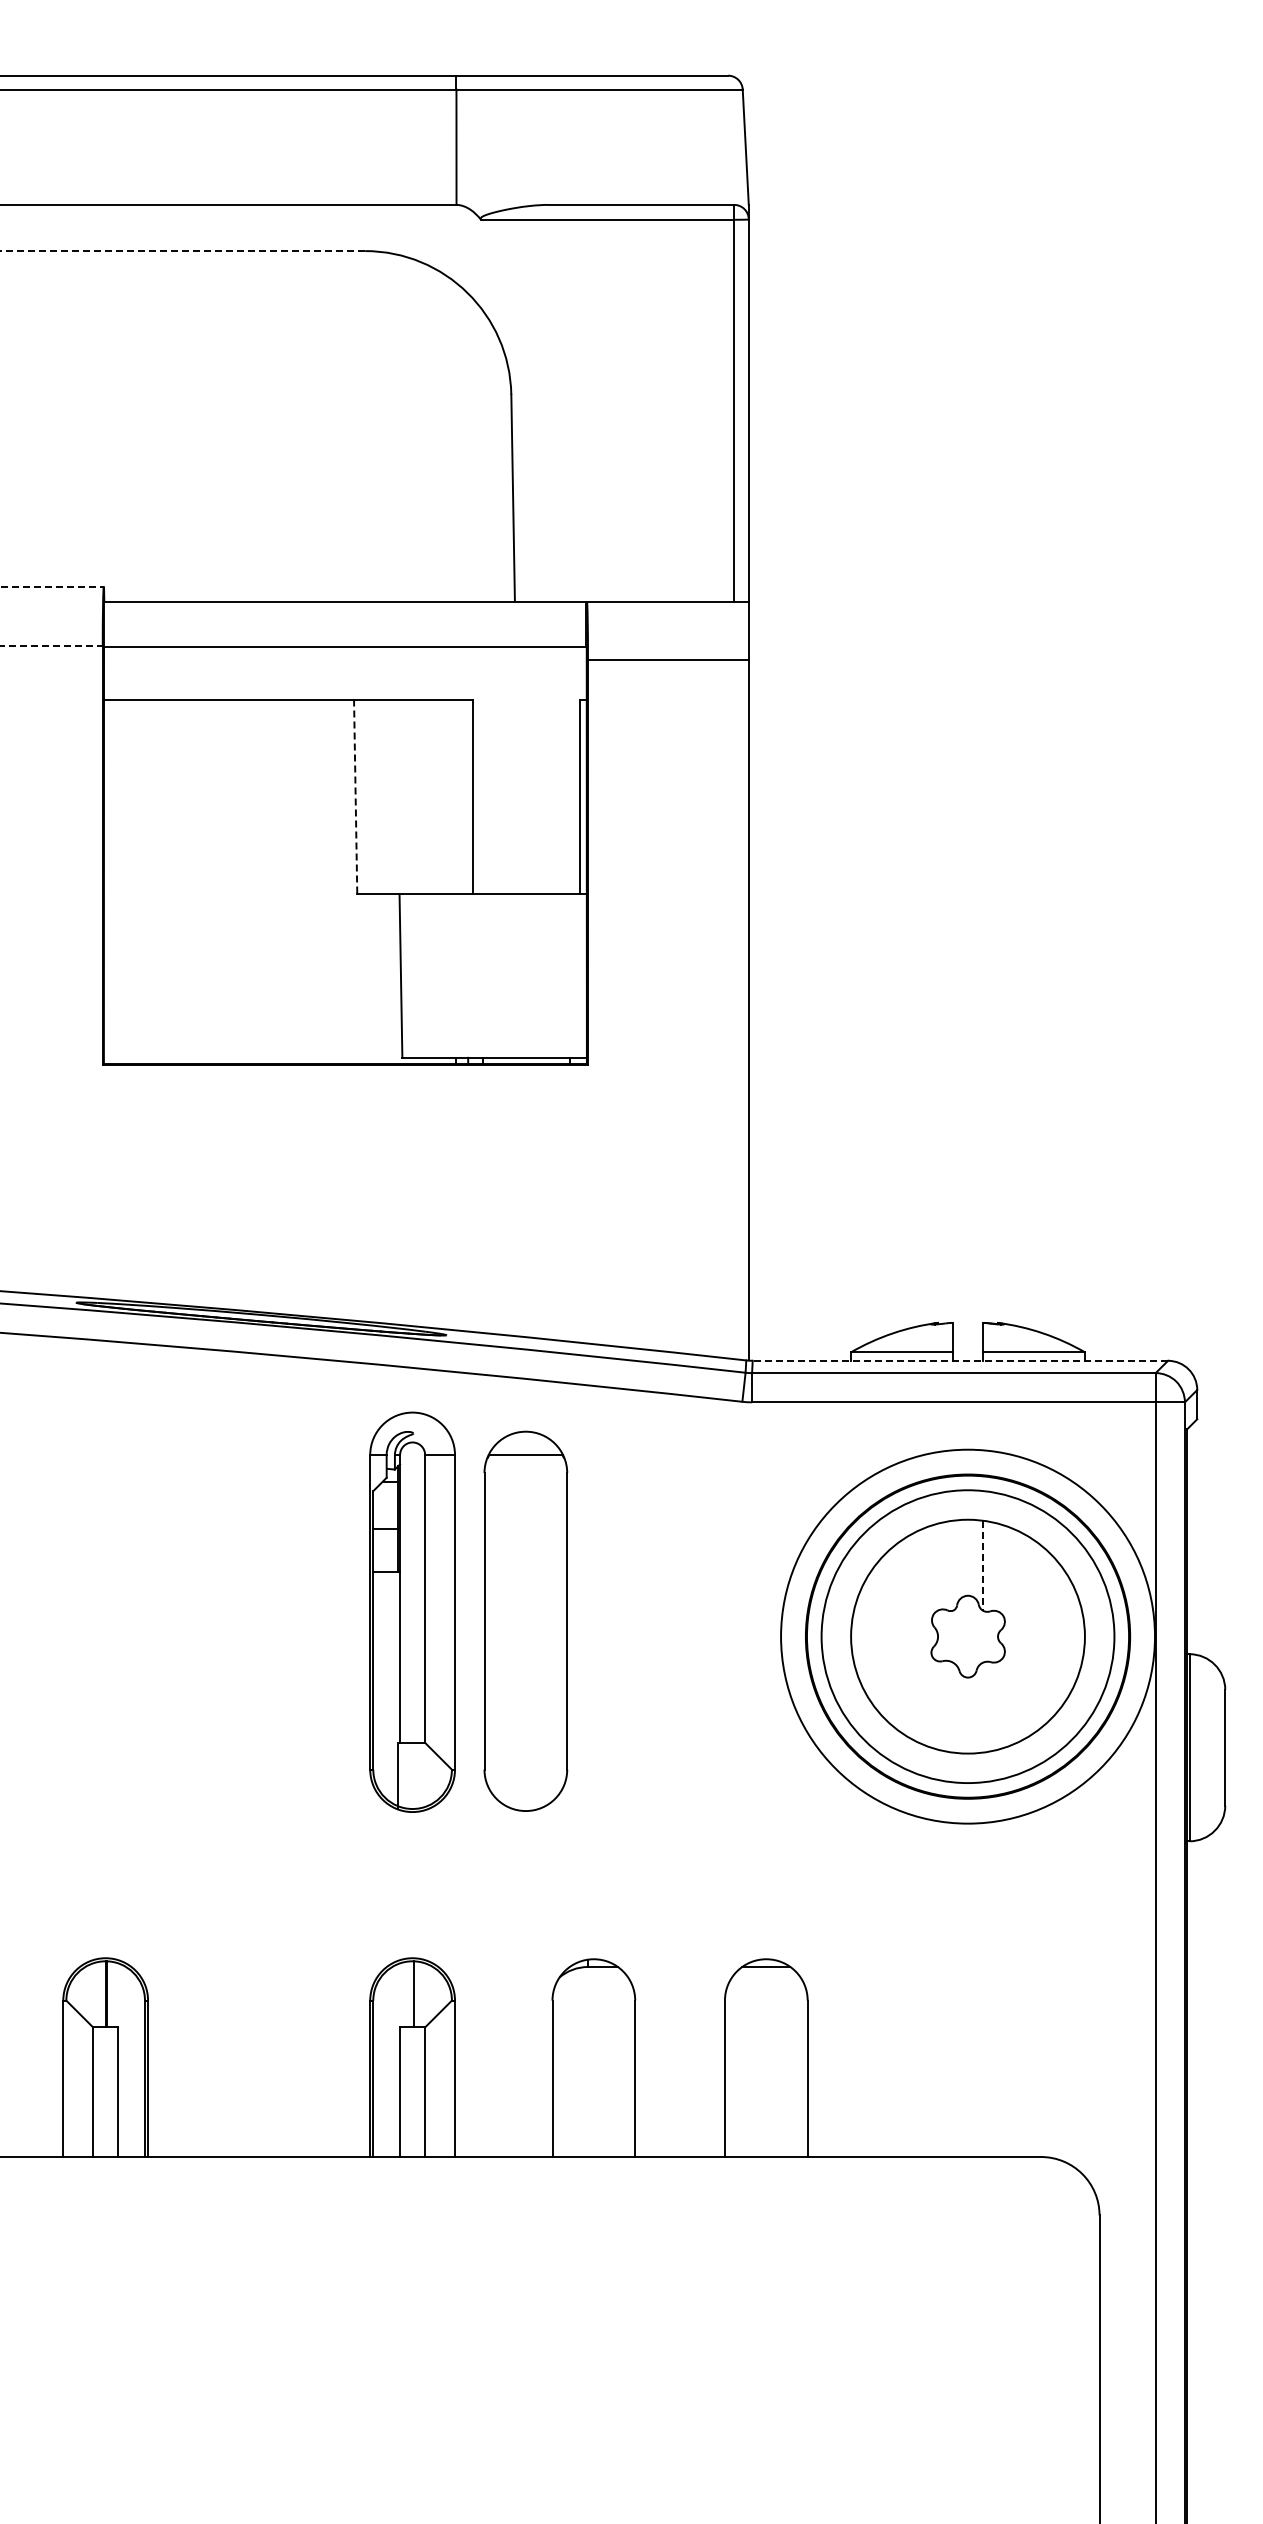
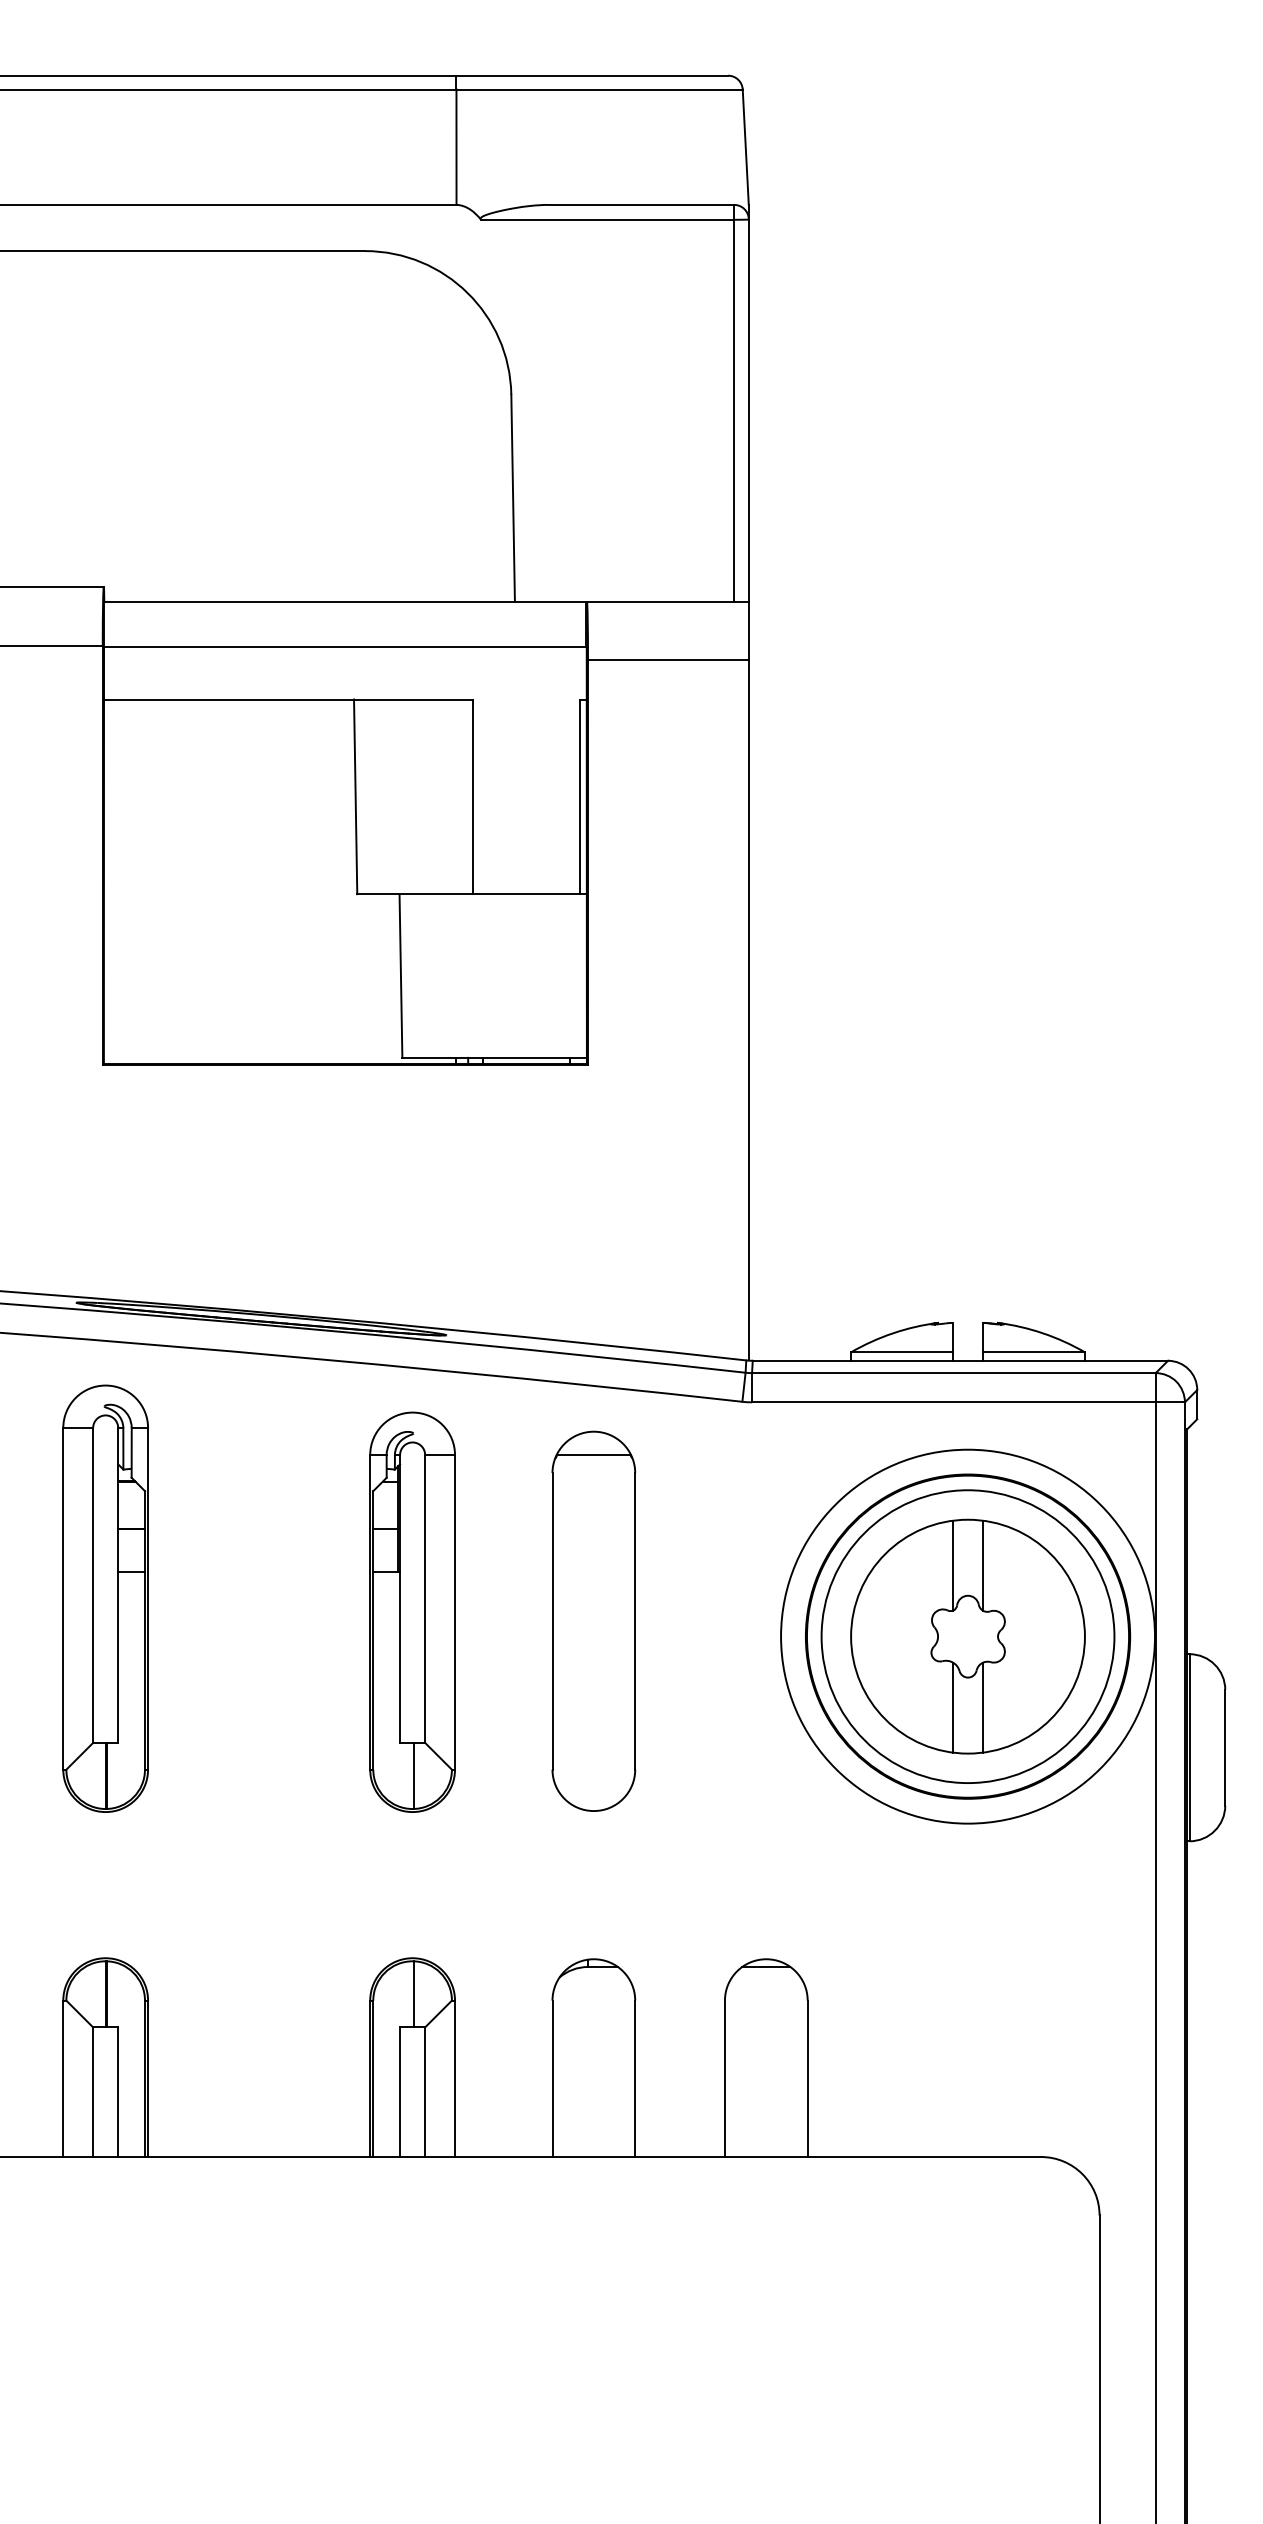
line: dashed -> solid (182, 251)
line: dashed -> solid (52, 587)
line: dashed -> solid (51, 645)
line: dashed -> solid (355, 797)
line: dashed -> solid (960, 1360)
line: none -> present (953, 1565)
line: dashed -> solid (982, 1565)
part: none -> present (105, 1598)
part position: (525, 1620) -> (593, 1620) (593, 1620)
line: none -> present (953, 1707)
line: none -> present (982, 1707)
line position: (398, 1775) -> (414, 1775) (414, 1775)
